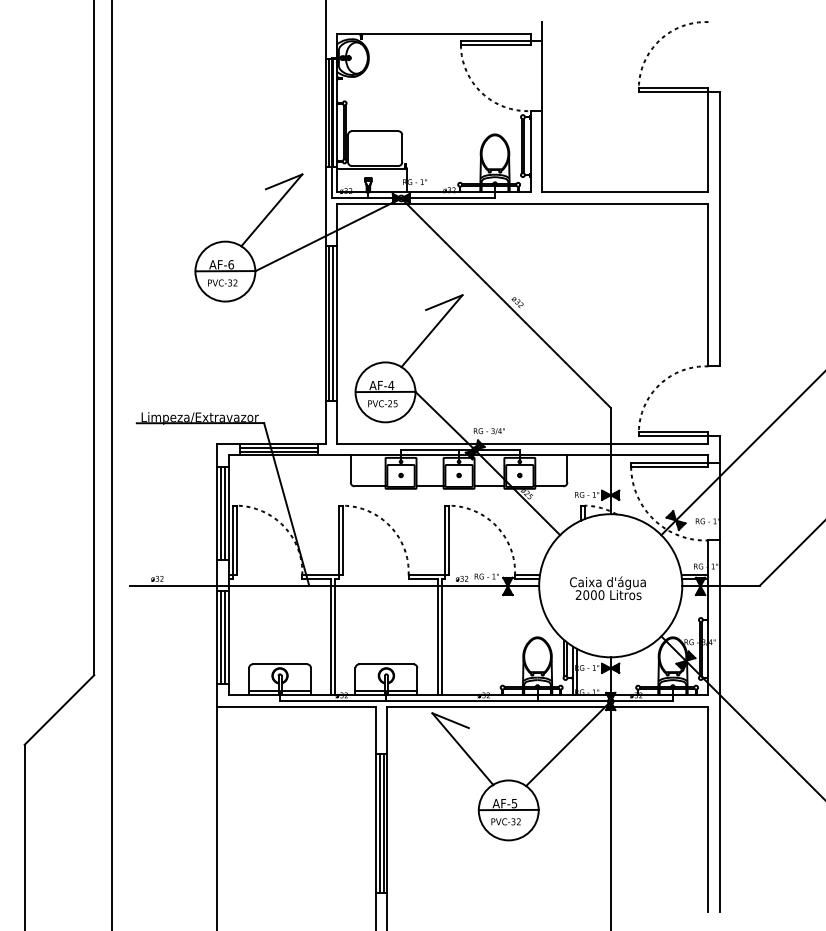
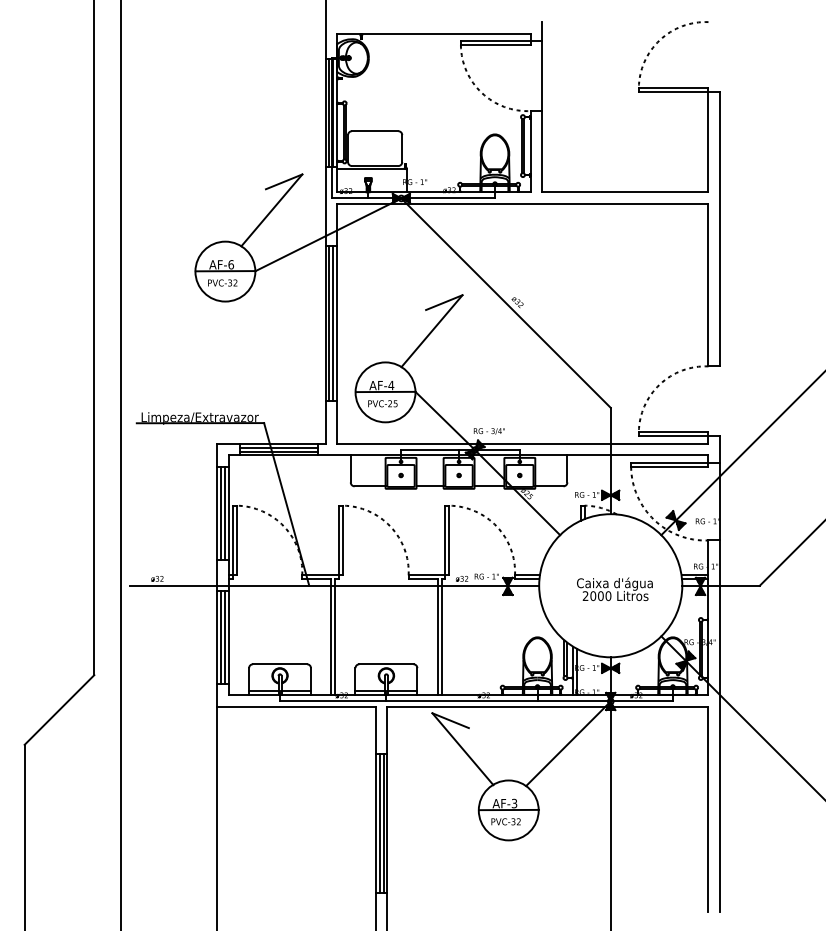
line position: (112, 464) -> (121, 464) (121, 464)
text position: (607, 588) -> (614, 589) (614, 589)
text: AF-5 -> AF-3 (514, 802)
